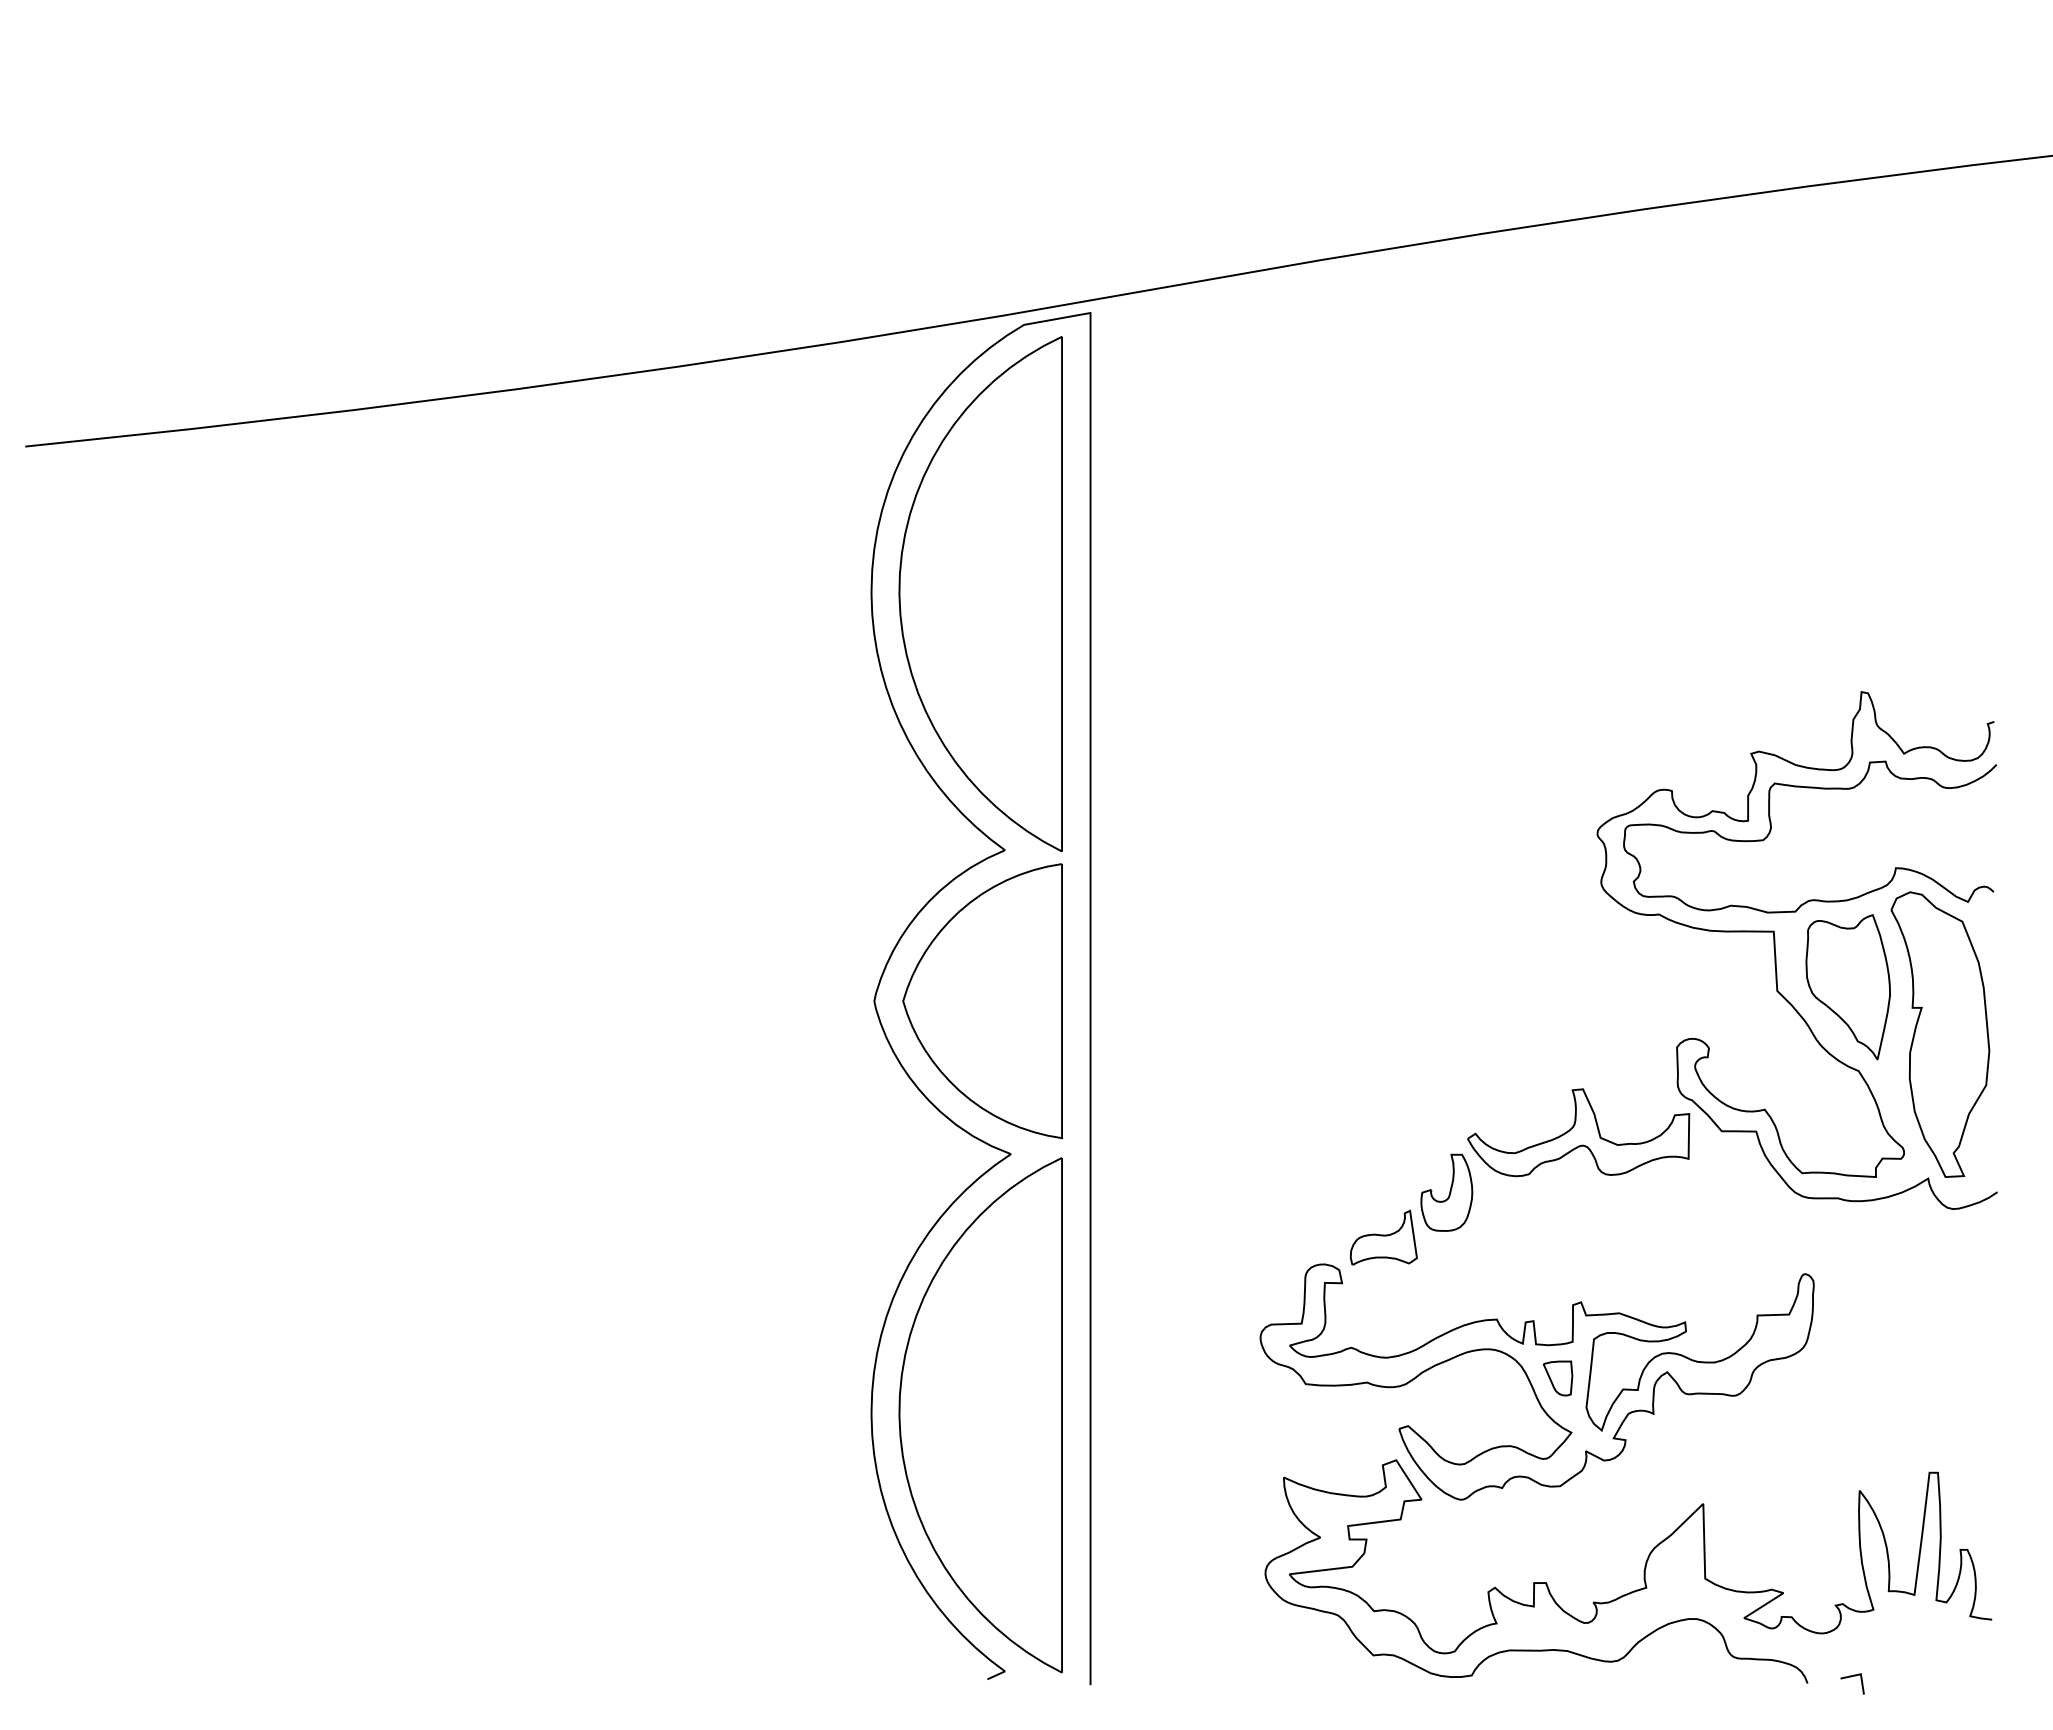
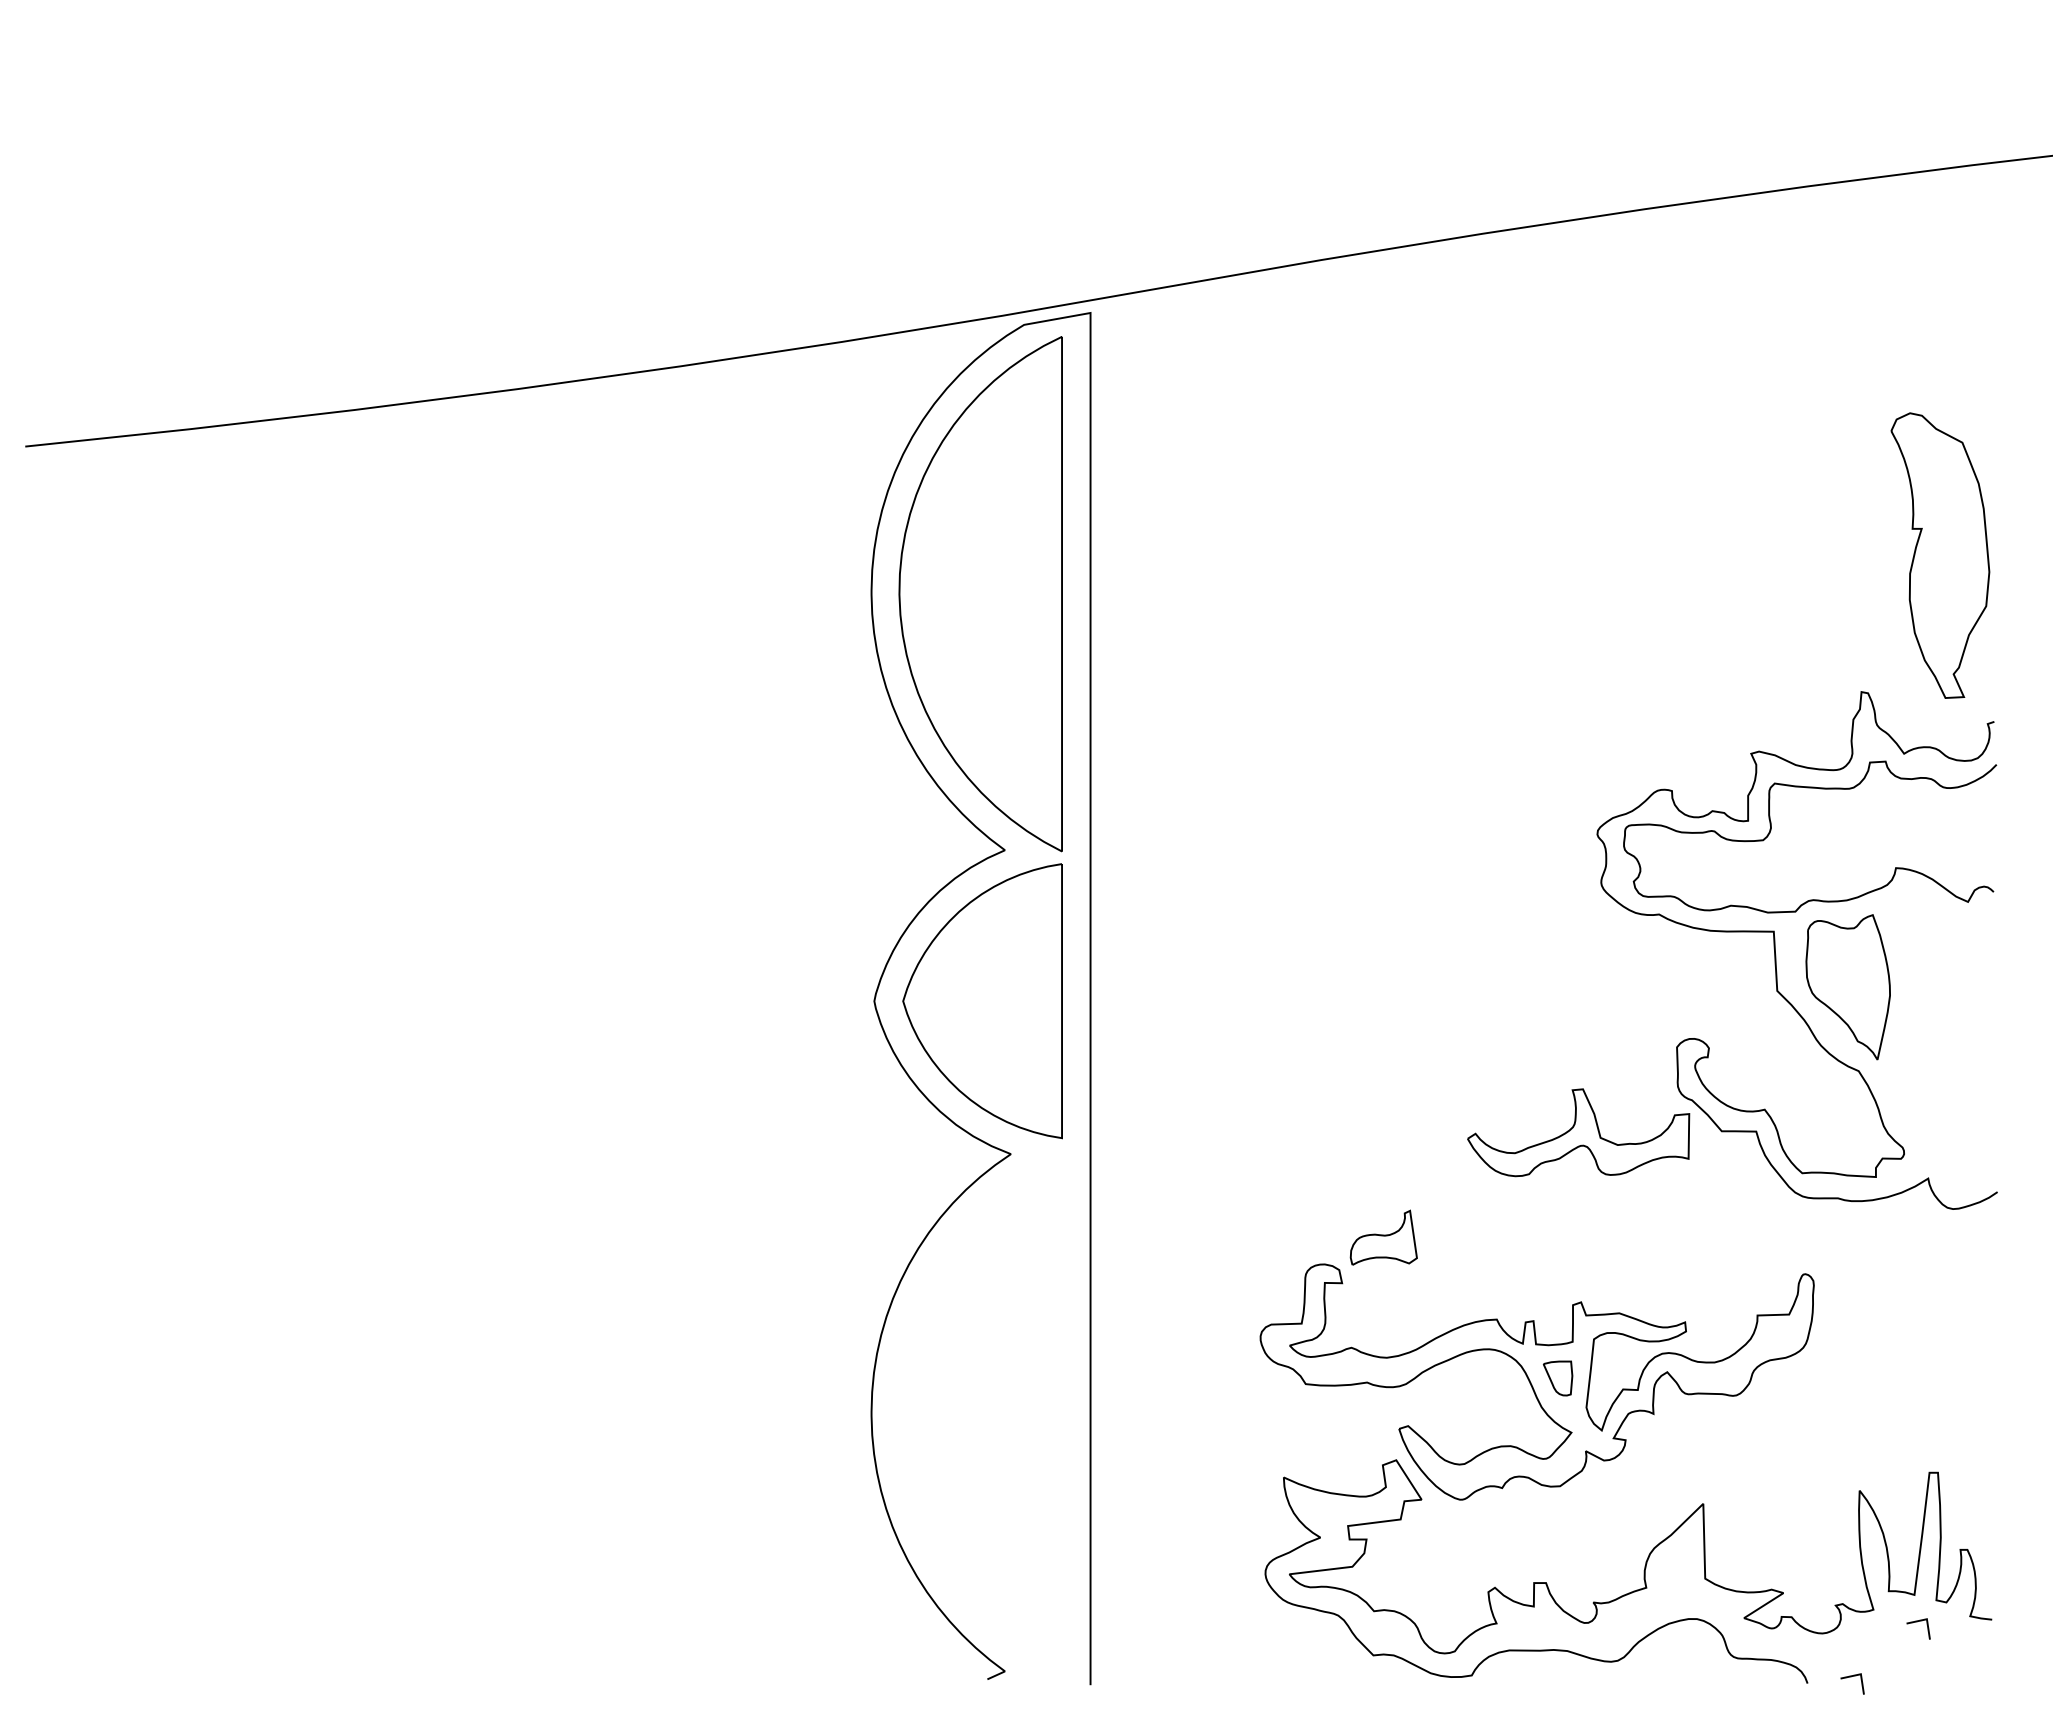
part position: (1940, 1034) -> (1940, 555) (1940, 555)
part: present -> none (1446, 1192)
part: present -> none (980, 1415)
line: none -> present (1917, 1622)
